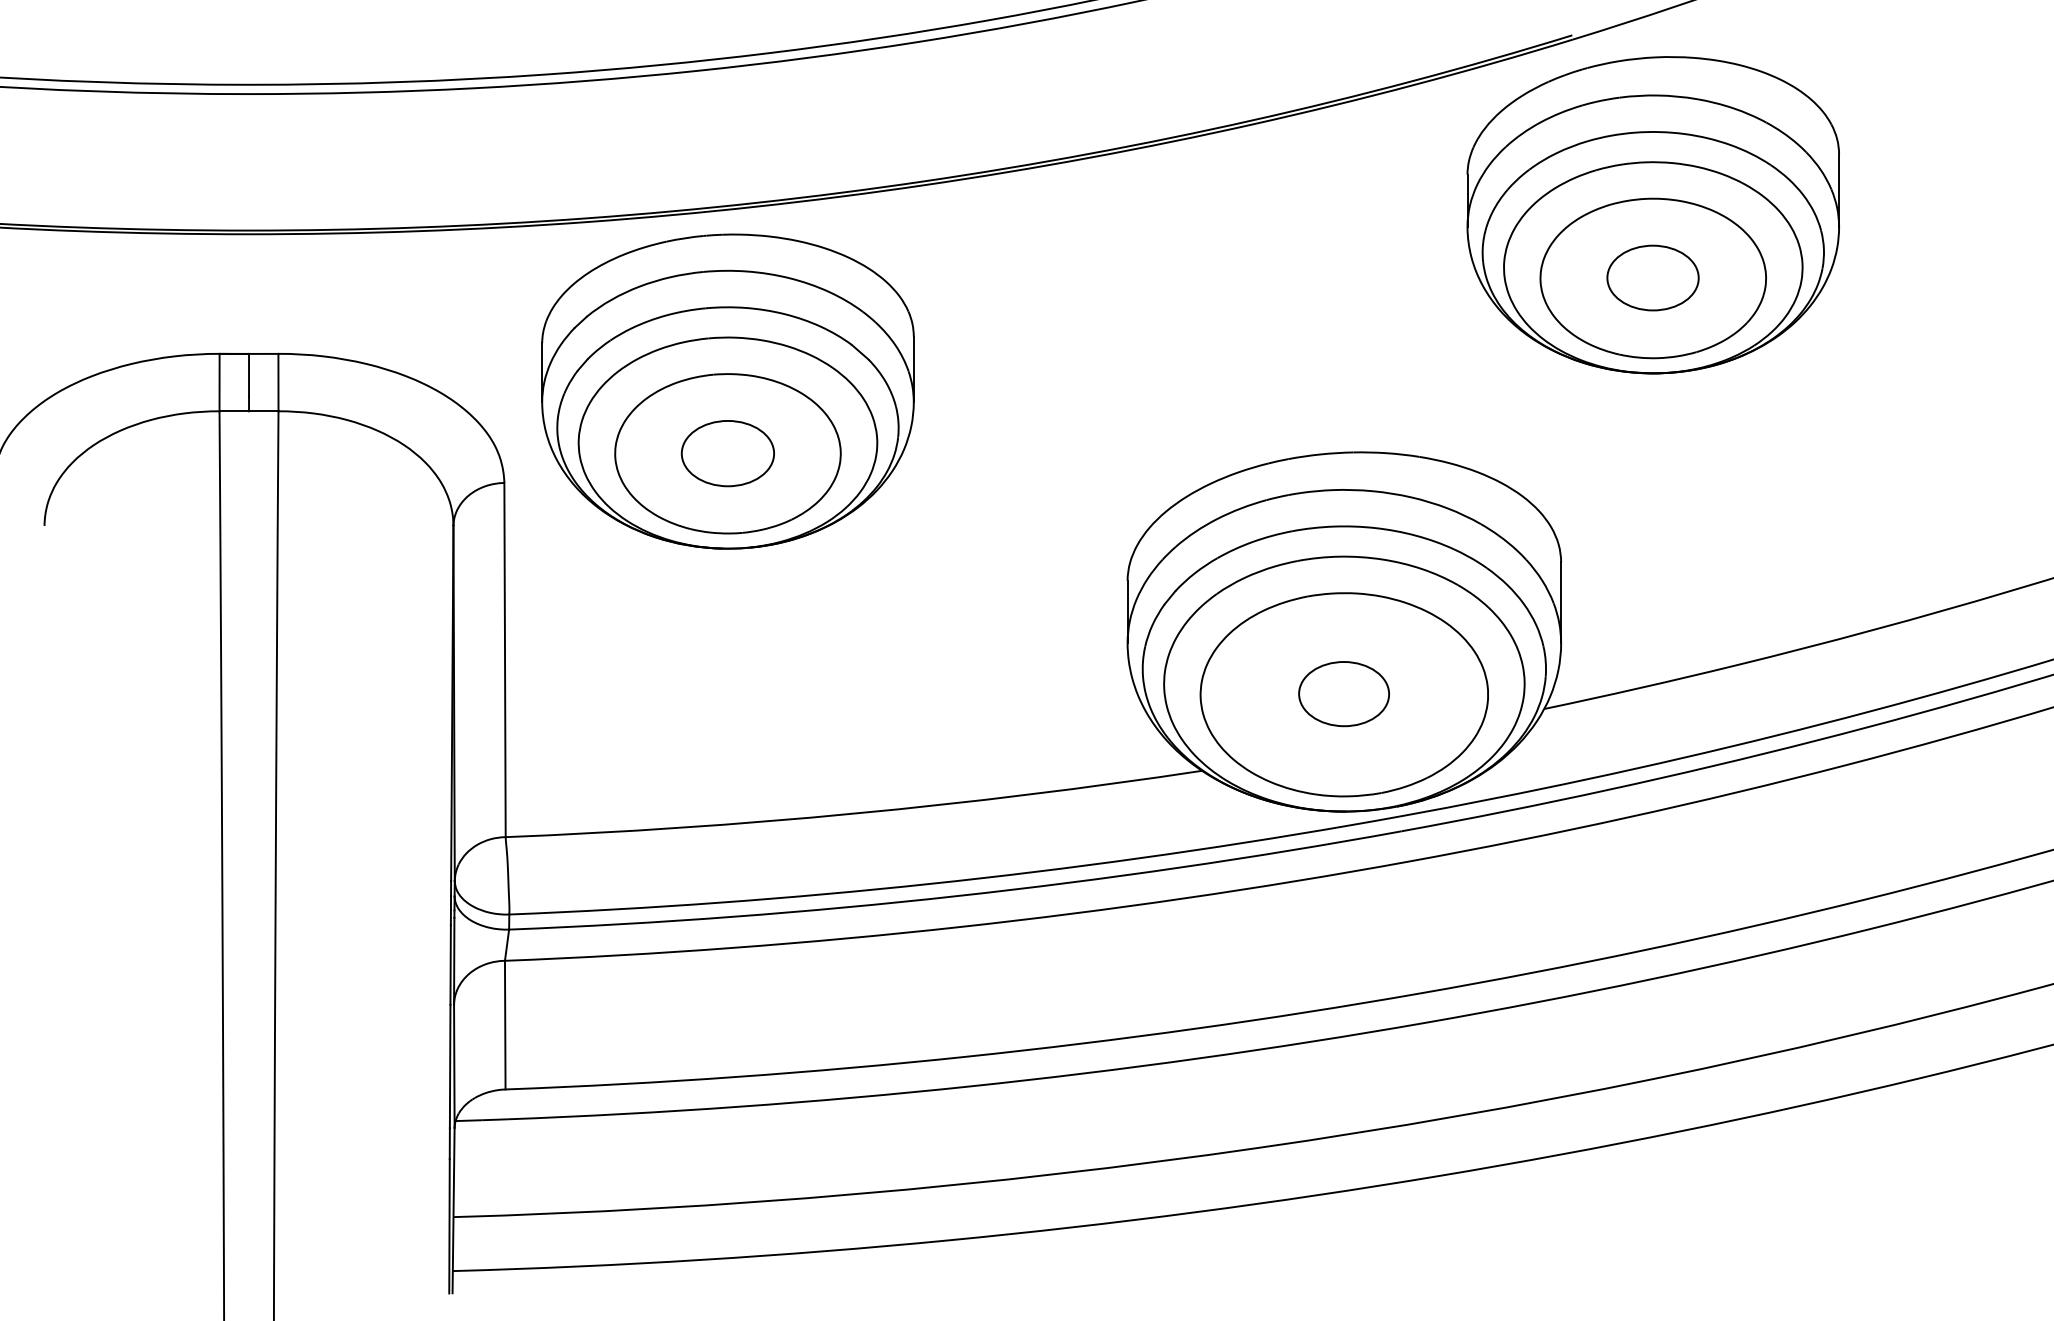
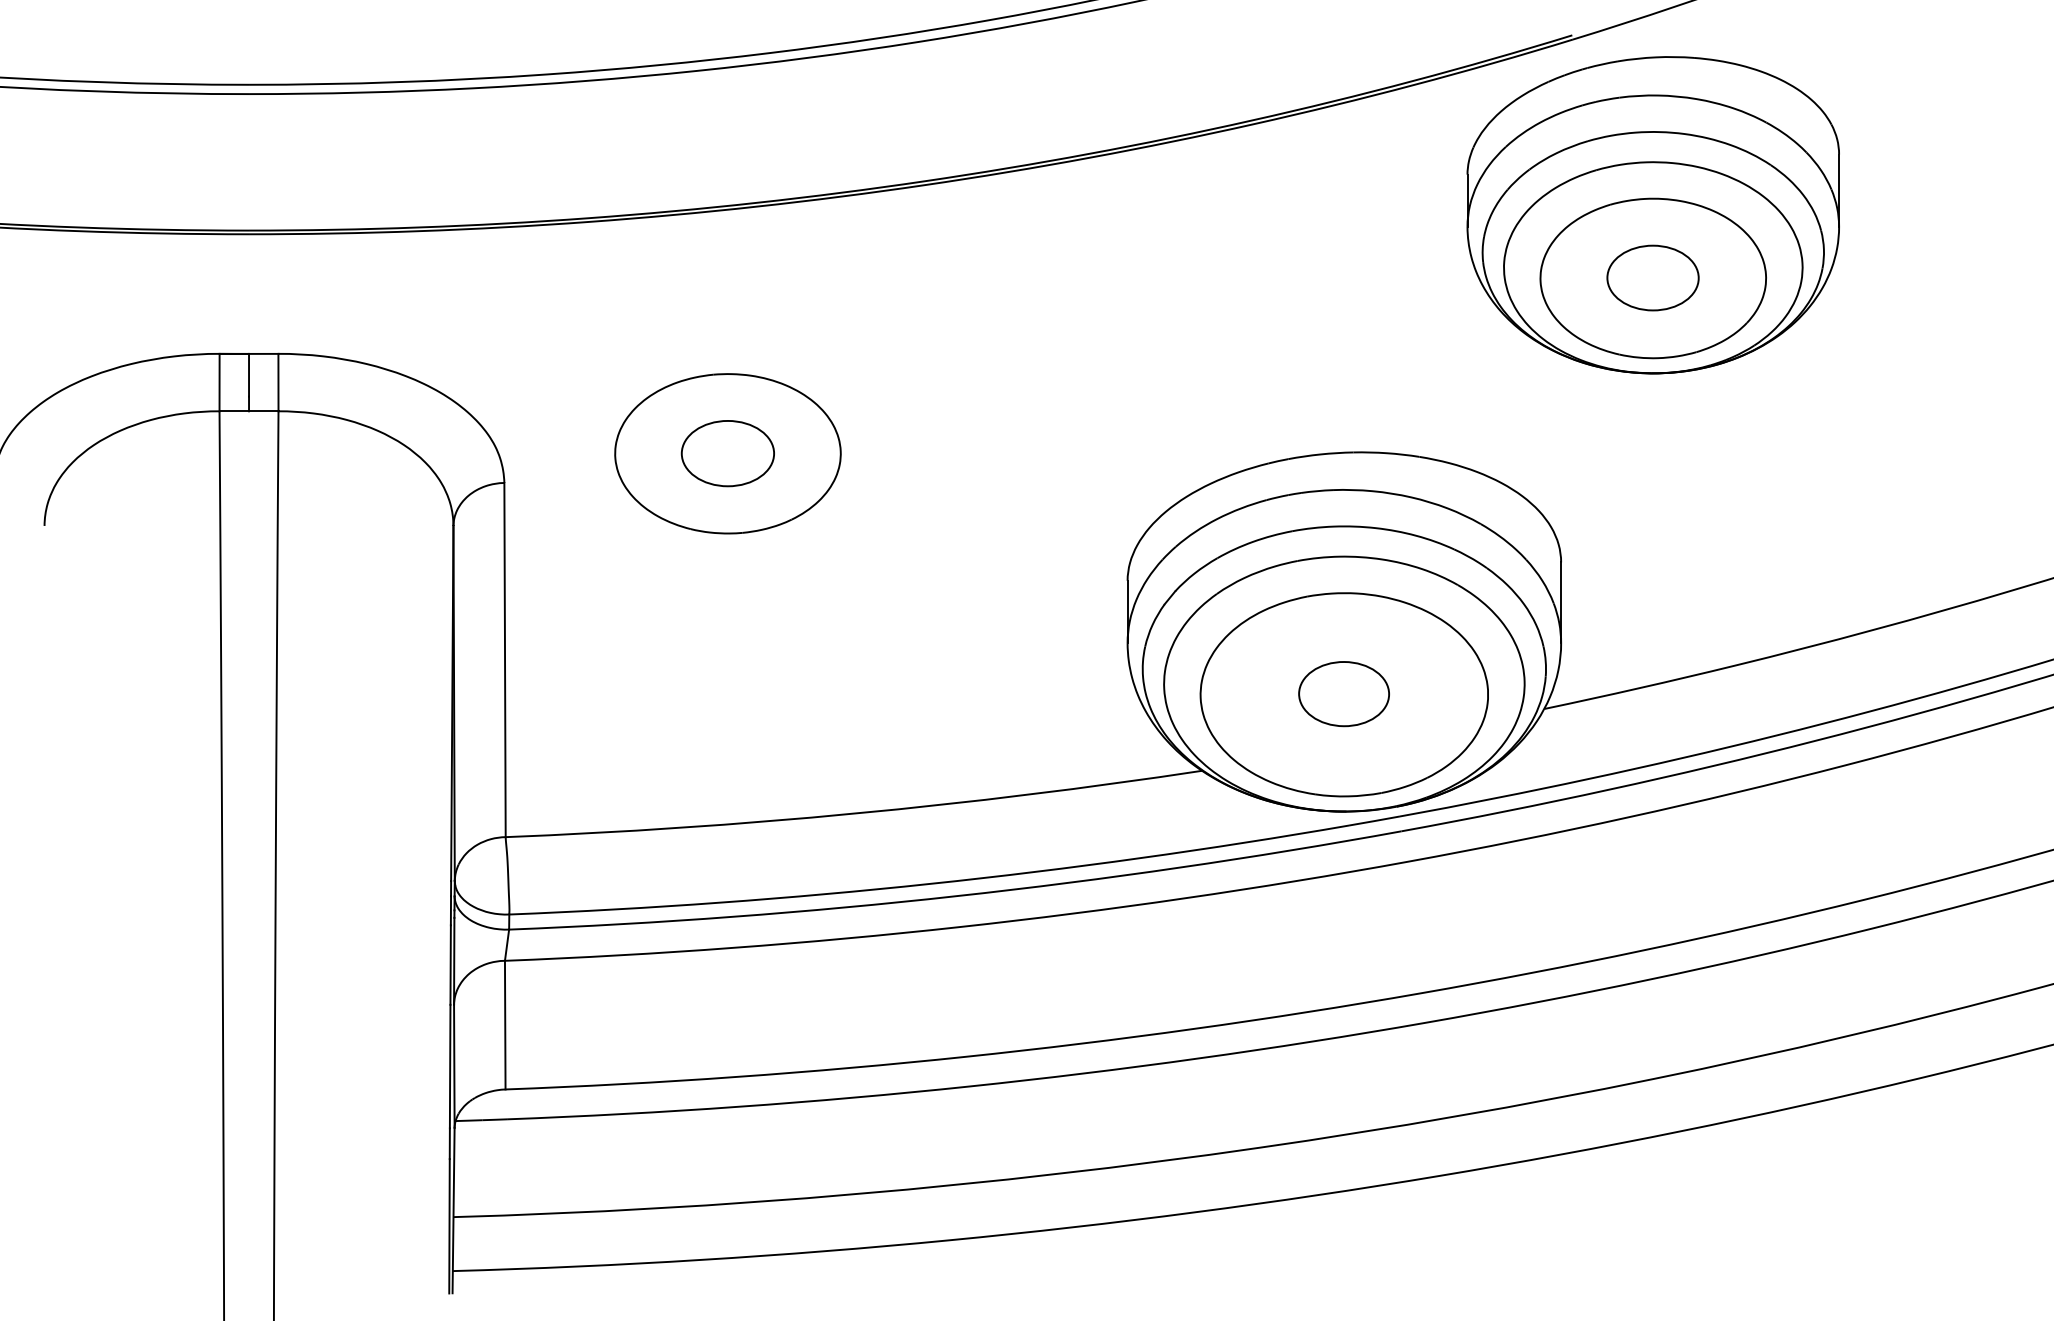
part: present -> none (727, 391)
